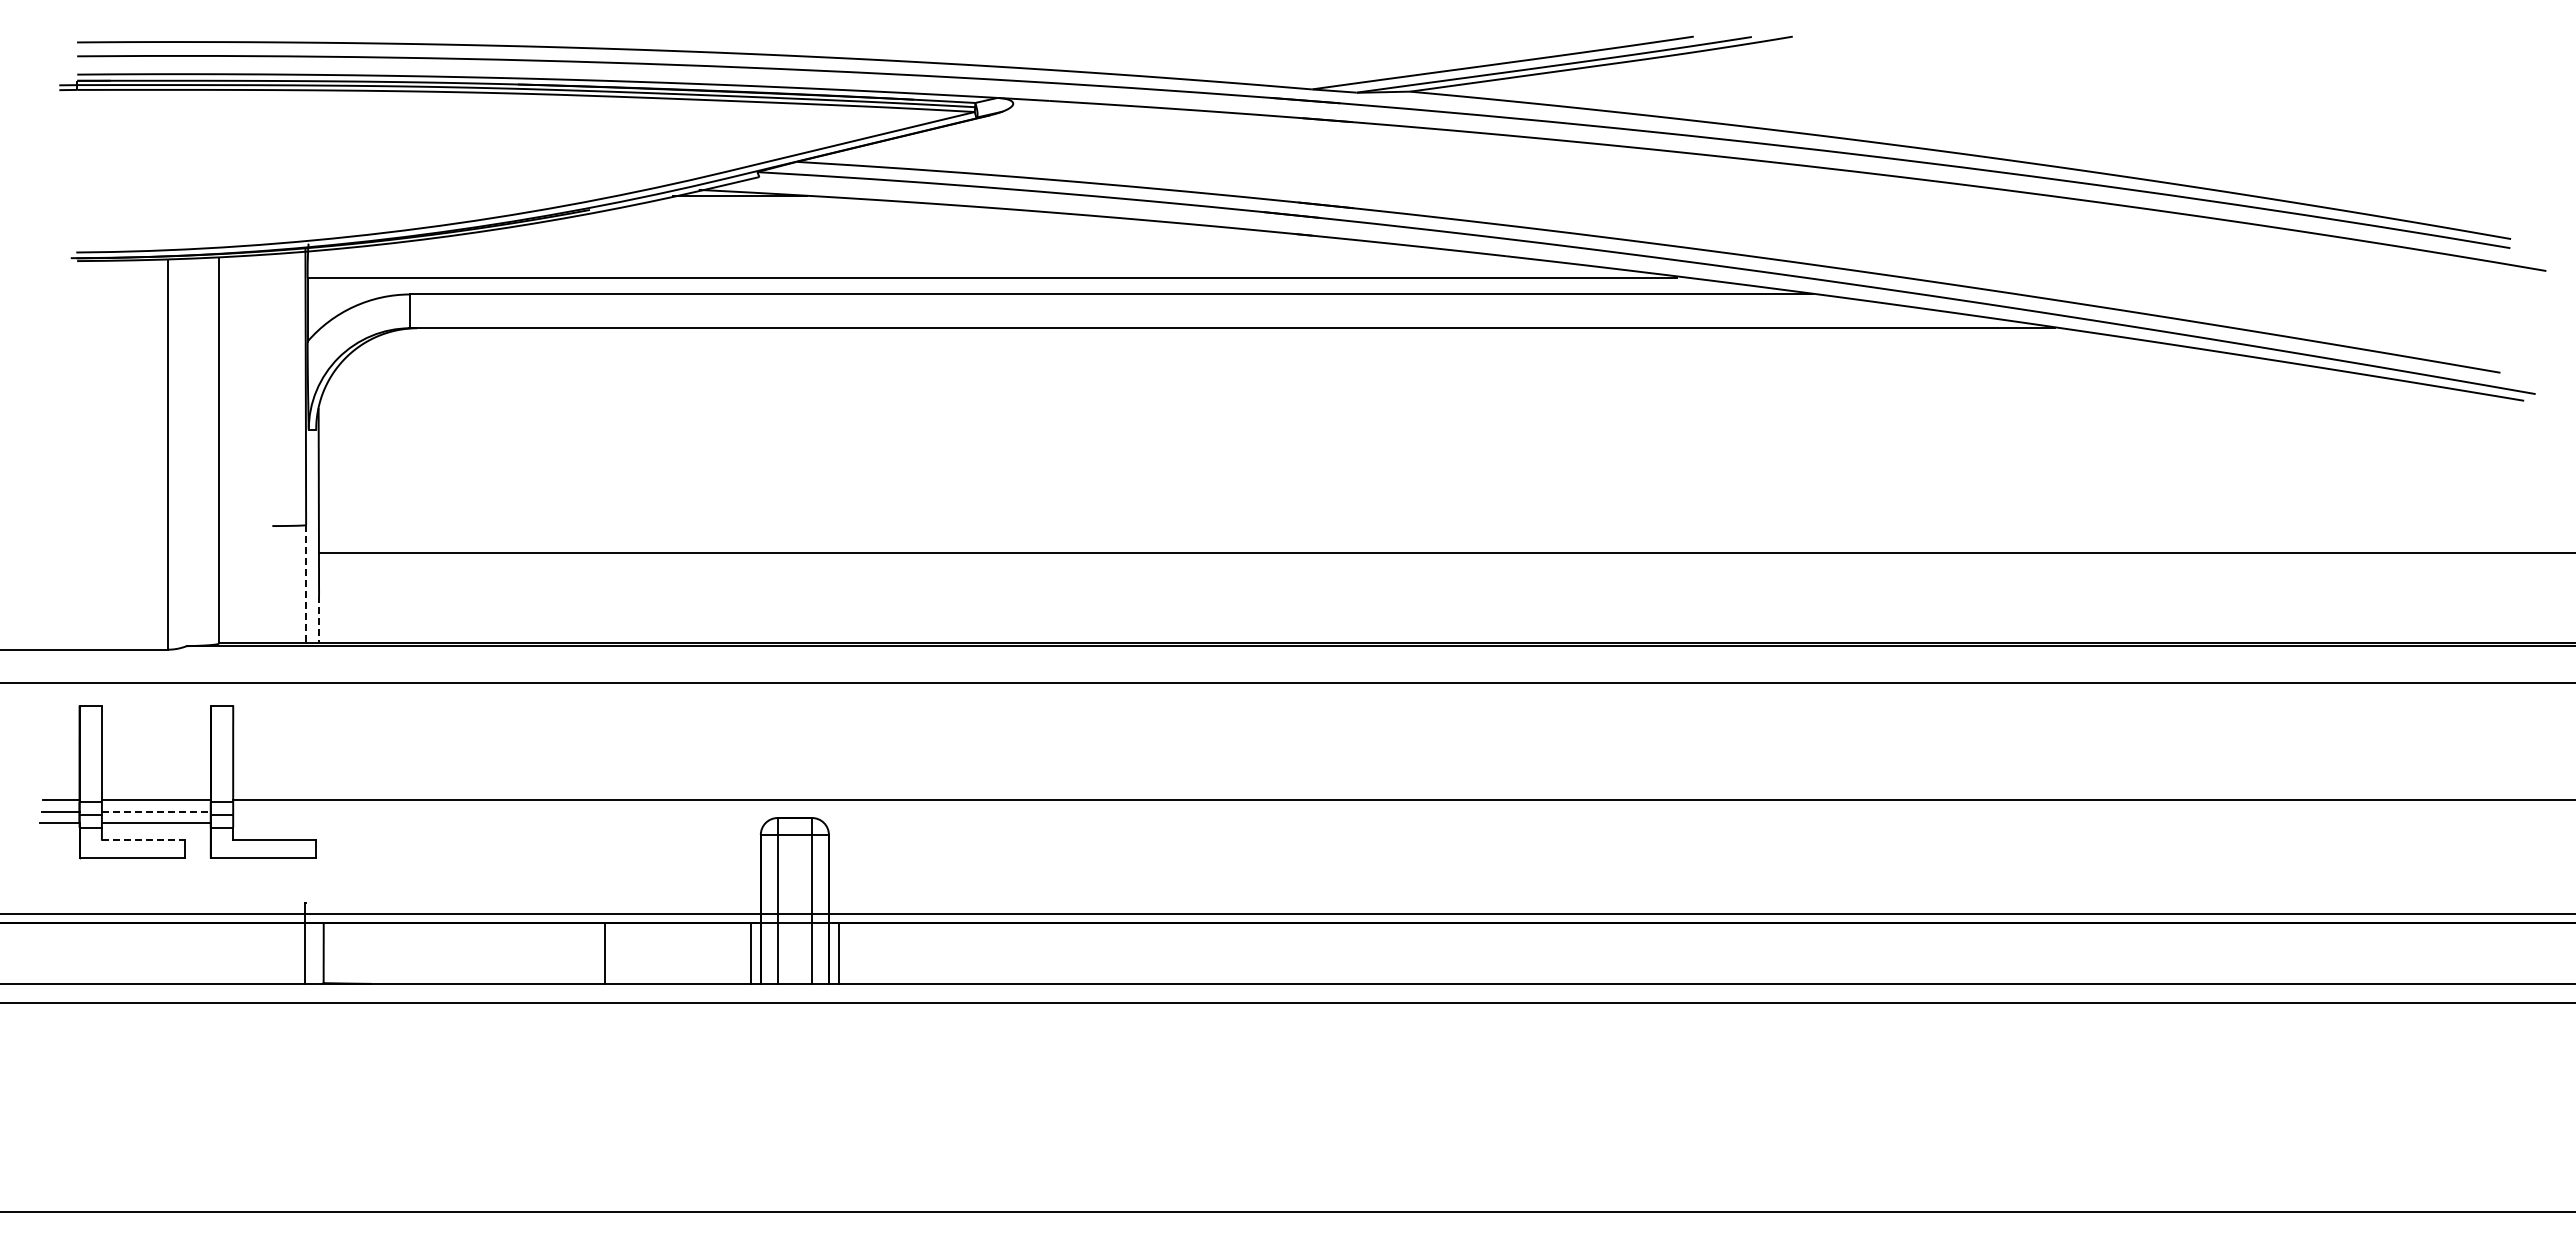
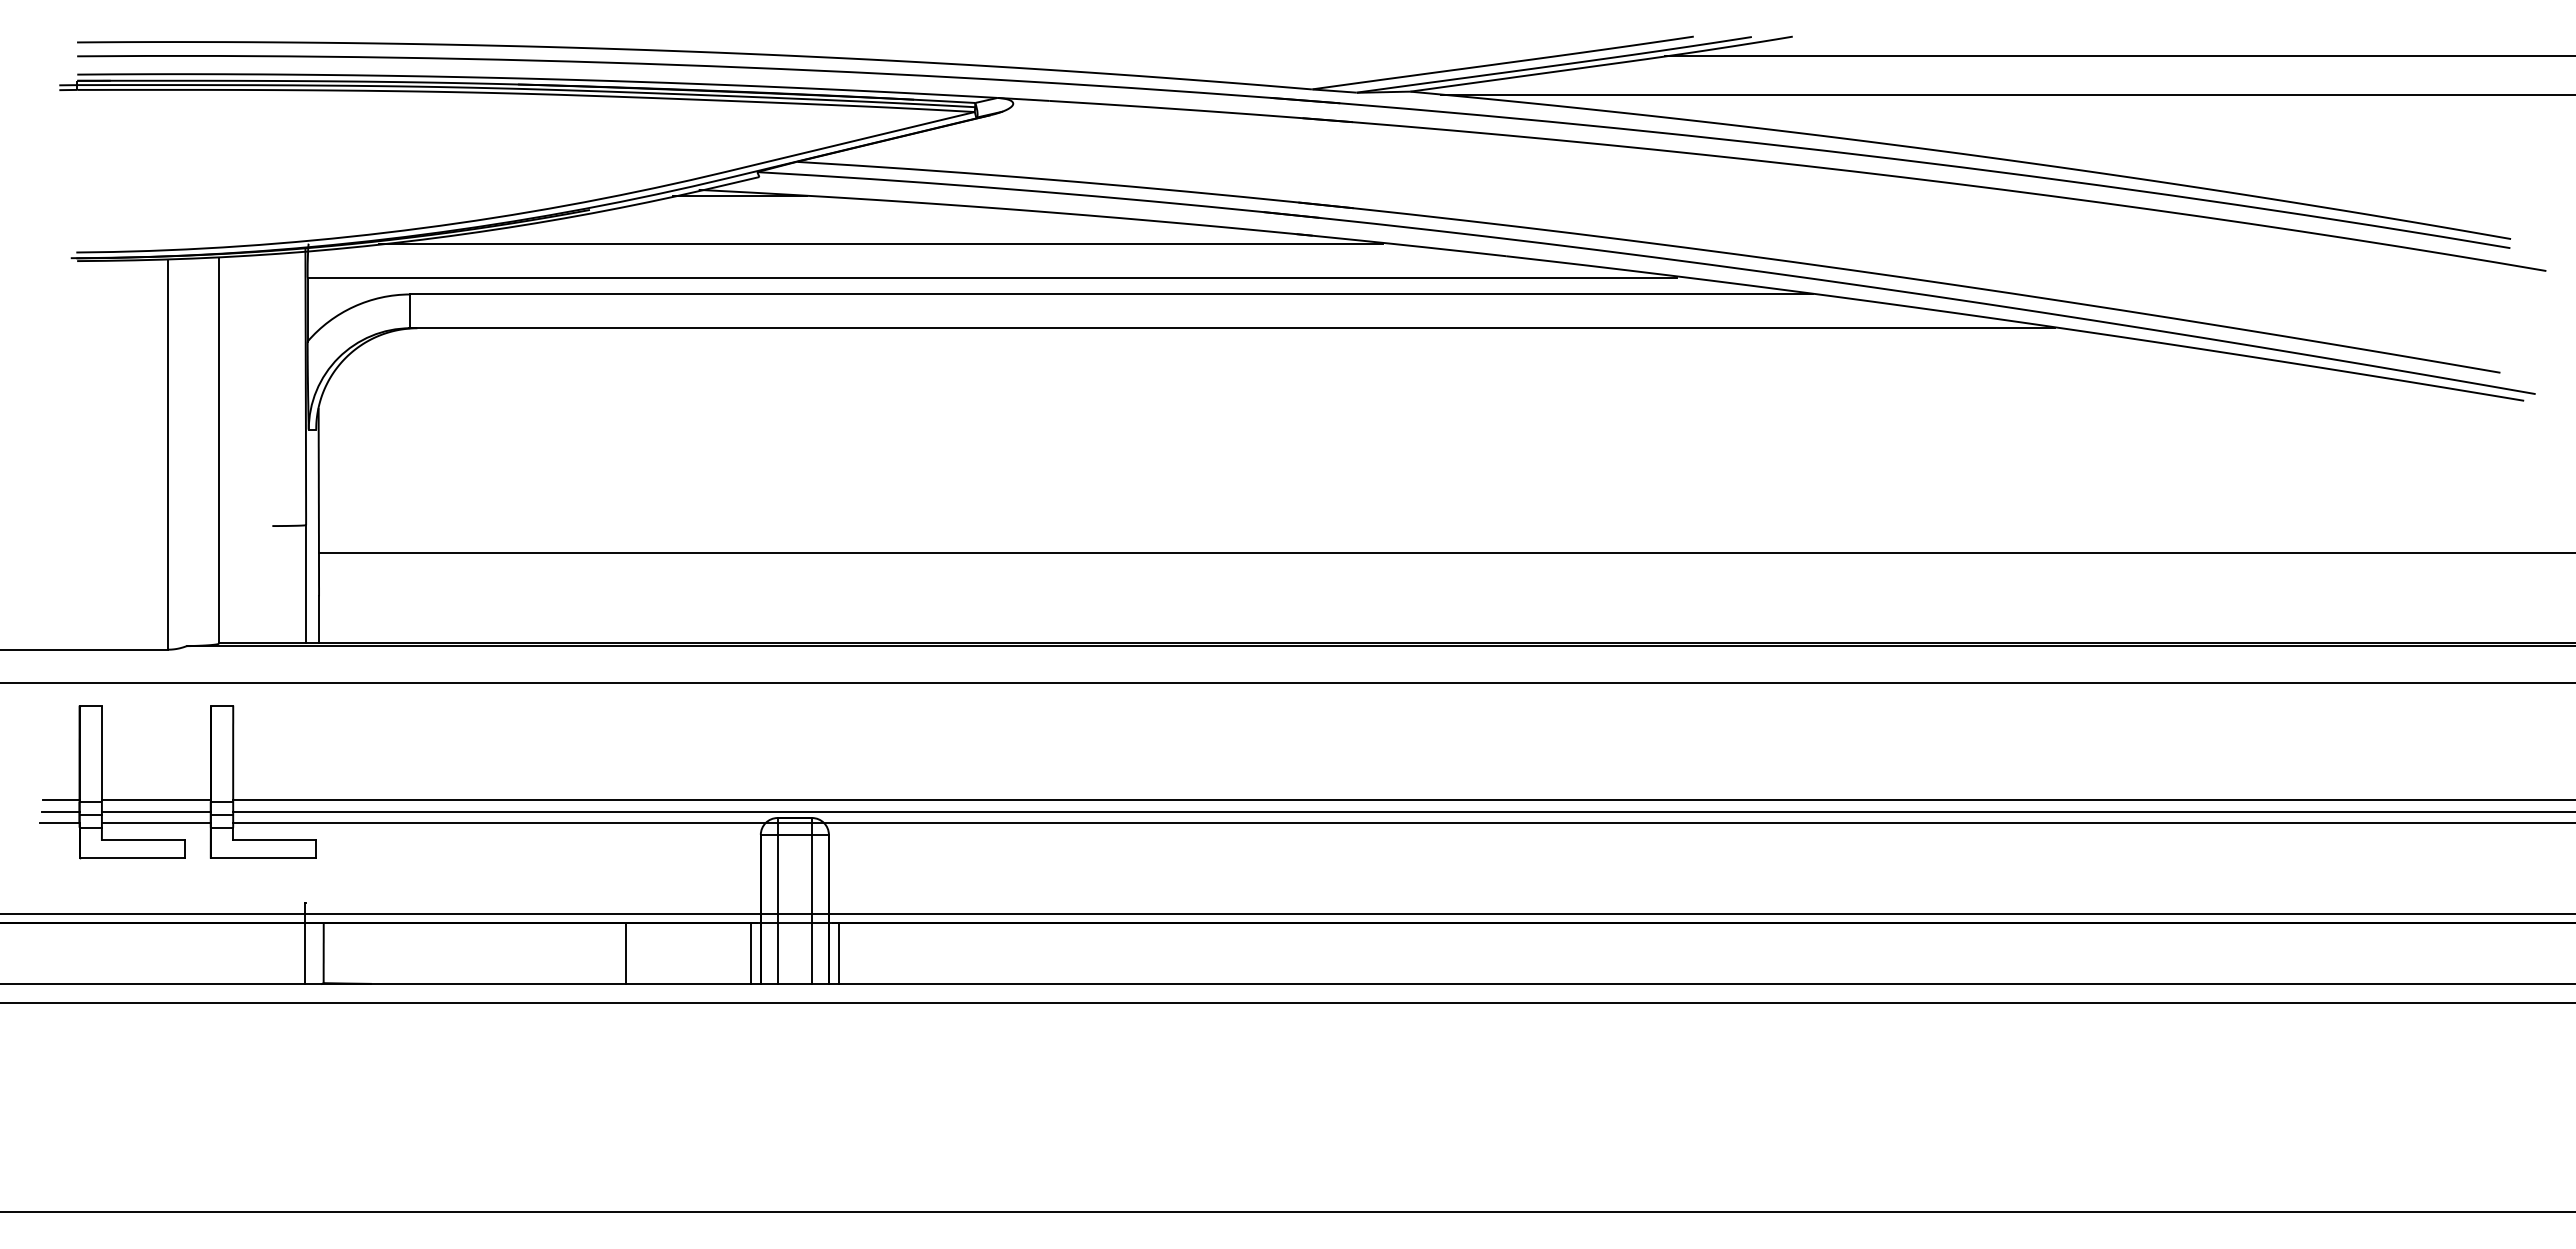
line: none -> present (2118, 56)
line: none -> present (2006, 94)
line: none -> present (880, 243)
line: dashed -> solid (306, 584)
line: dashed -> solid (319, 619)
line: dashed -> solid (156, 812)
line: none -> present (1402, 812)
line: none -> present (1402, 823)
line: dashed -> solid (143, 839)
line position: (604, 953) -> (625, 953) (625, 953)
